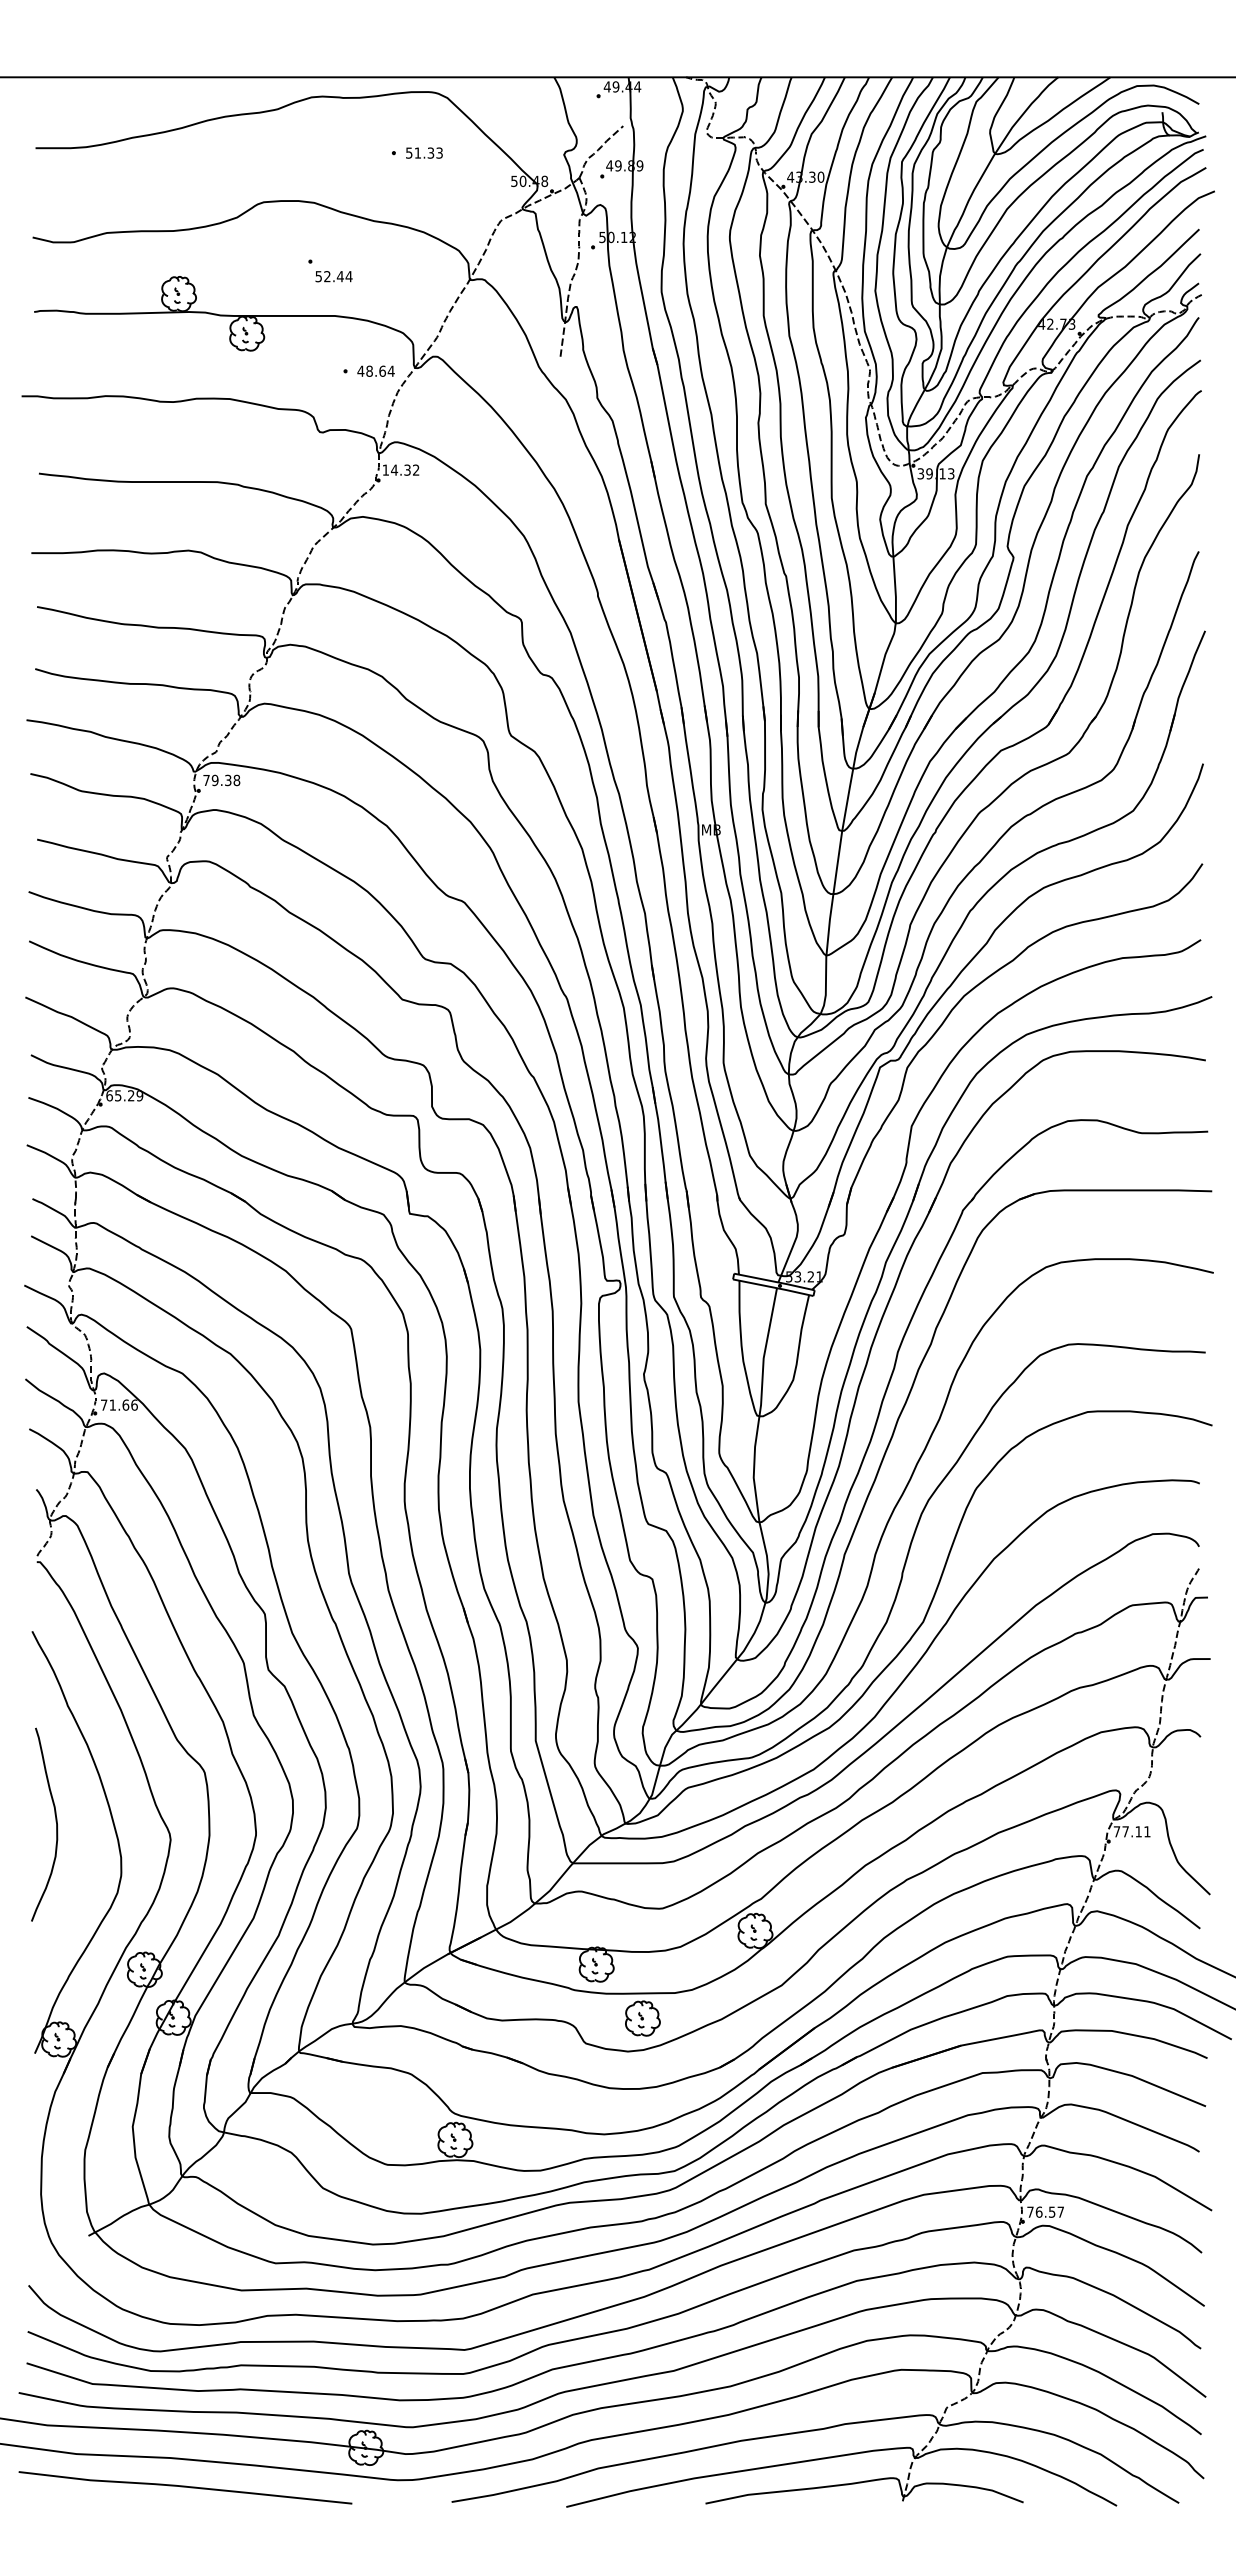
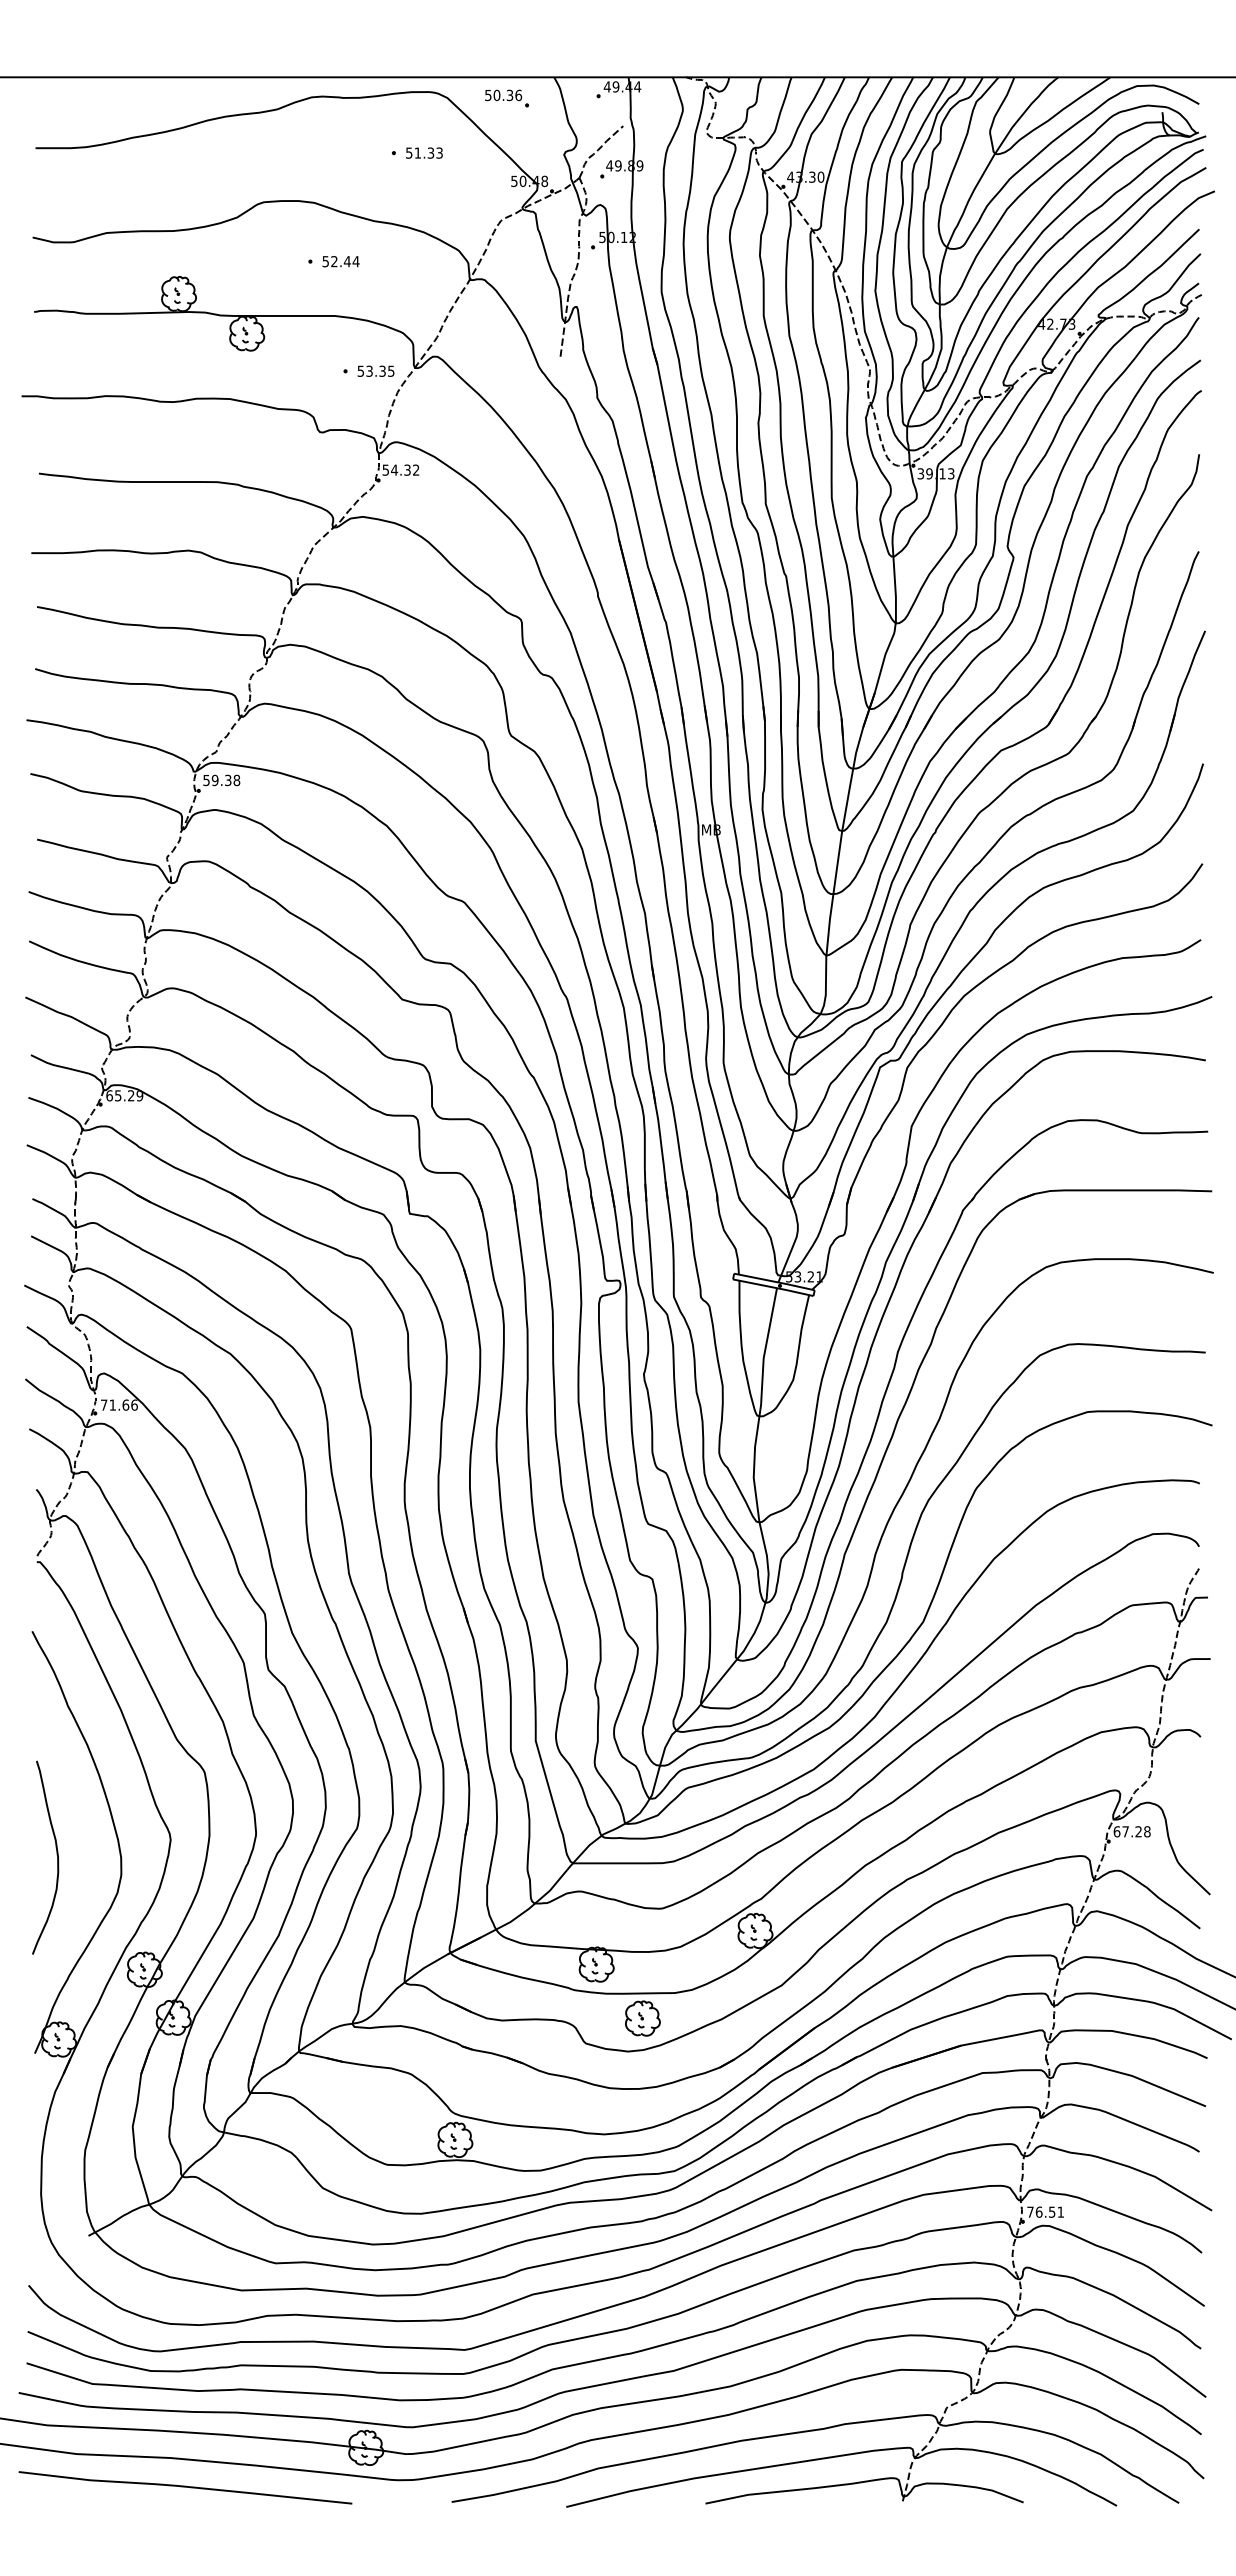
part: none -> present (506, 98)
text position: (333, 276) -> (340, 261) (340, 261)
text: 48.64 -> 53.35 (375, 370)
text: 14.32 -> 54.32 (385, 469)
text: 79.38 -> 59.38 (206, 780)
curve position: (55, 1821) -> (56, 1854) (56, 1854)
text: 77.11 -> 67.28 (1131, 1831)
text: 76.57 -> 76.51 (1060, 2211)
